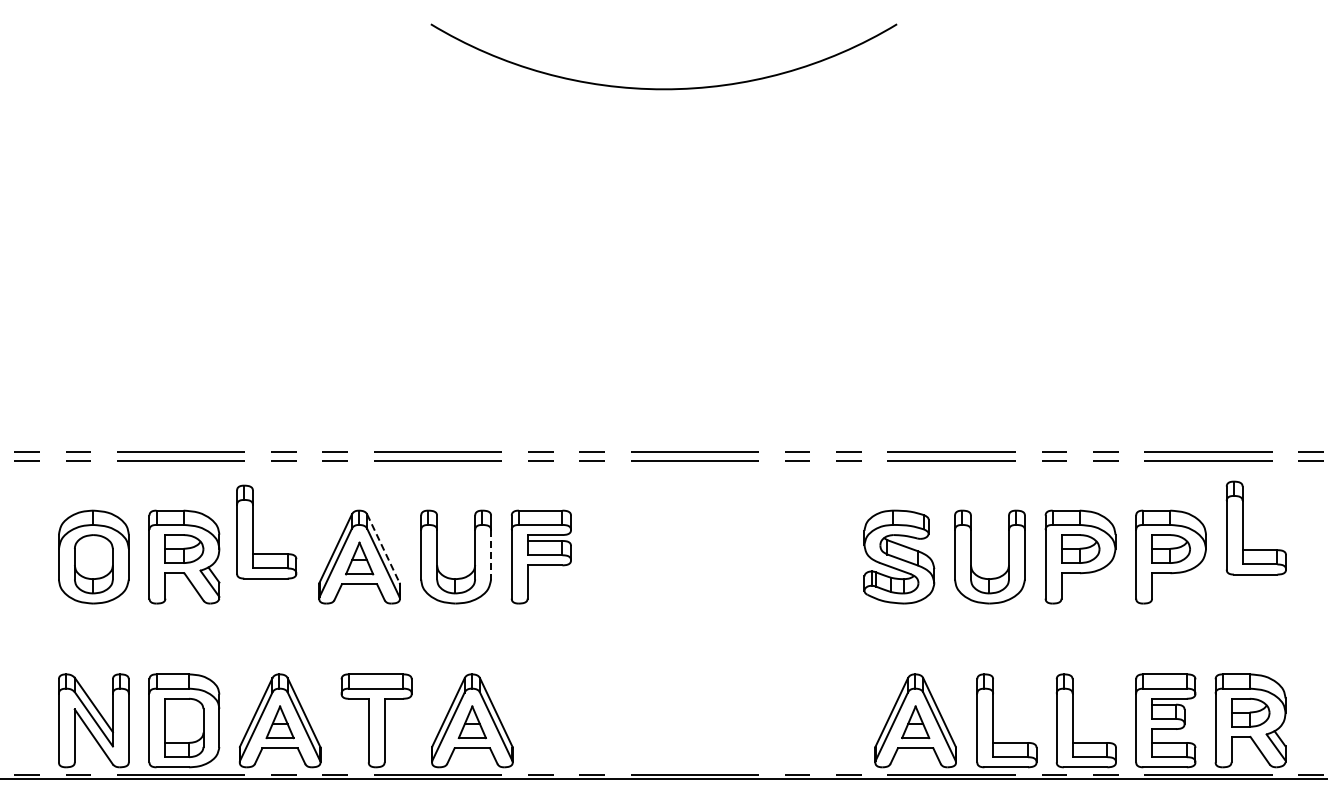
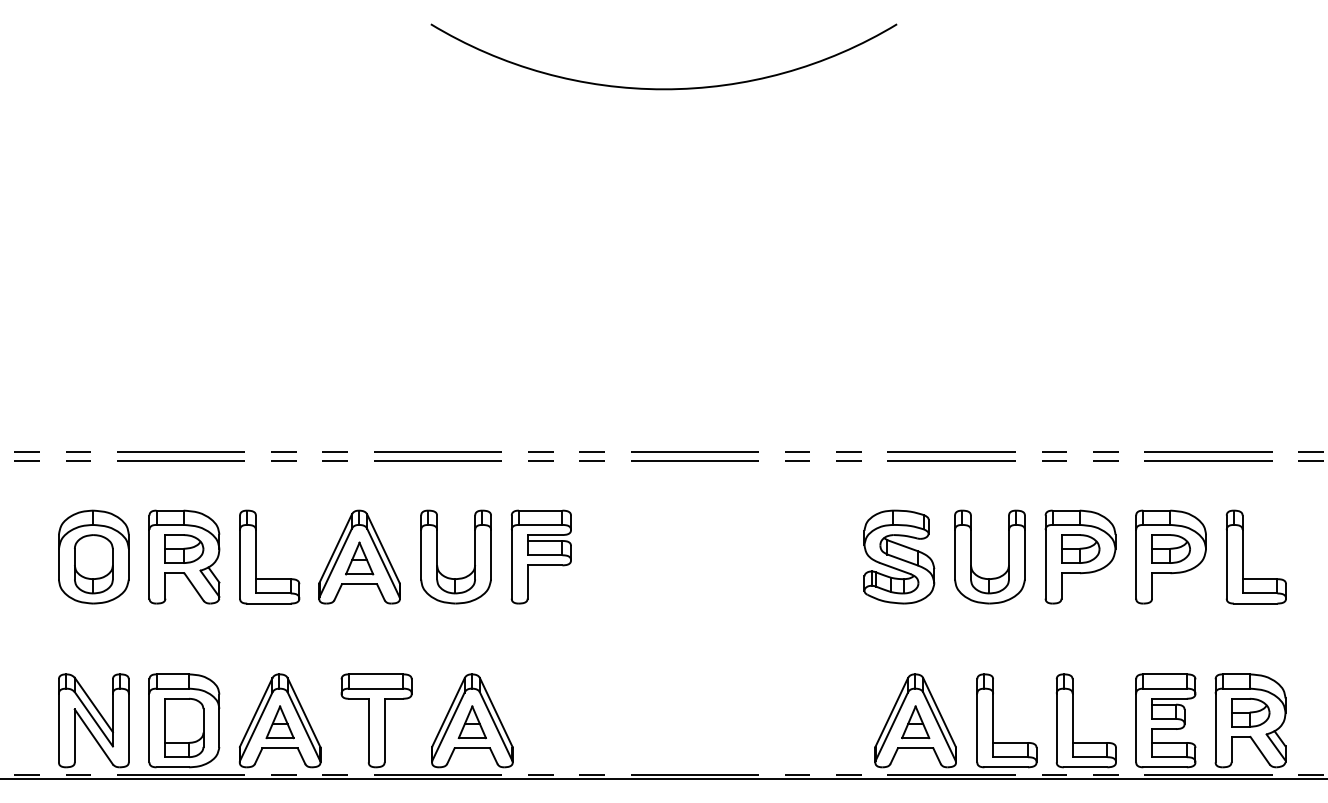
part position: (1243, 527) -> (1243, 556) (1243, 556)
part position: (253, 531) -> (256, 556) (256, 556)
line: dashed -> solid (383, 548)
line: dashed -> solid (491, 554)
